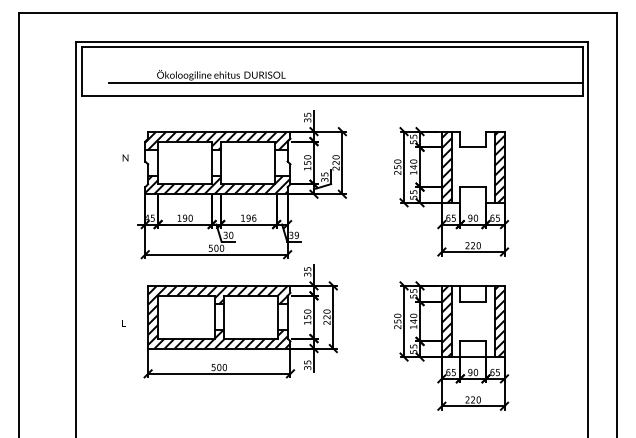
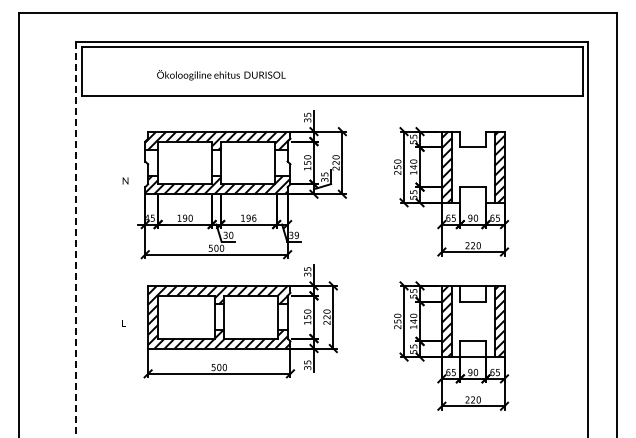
line: present -> none (345, 83)
text position: (125, 157) -> (125, 180) (125, 180)
line: solid -> dashed (76, 239)
